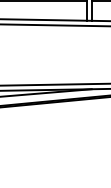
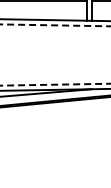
line: solid -> dashed (55, 25)
line: solid -> dashed (55, 84)
